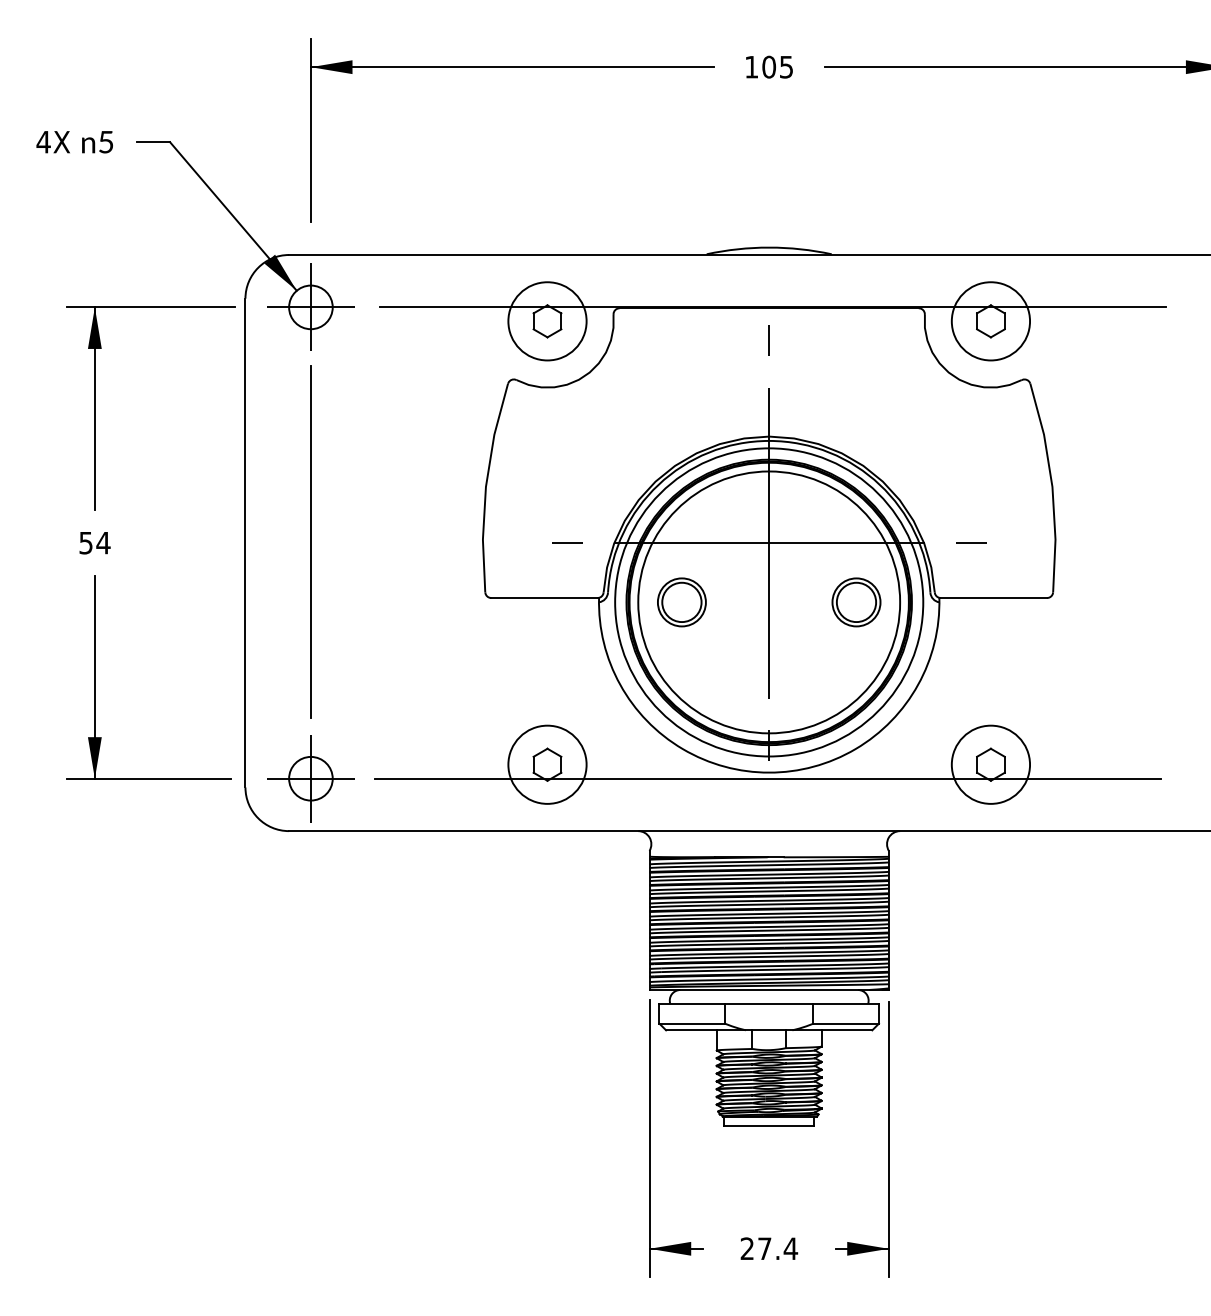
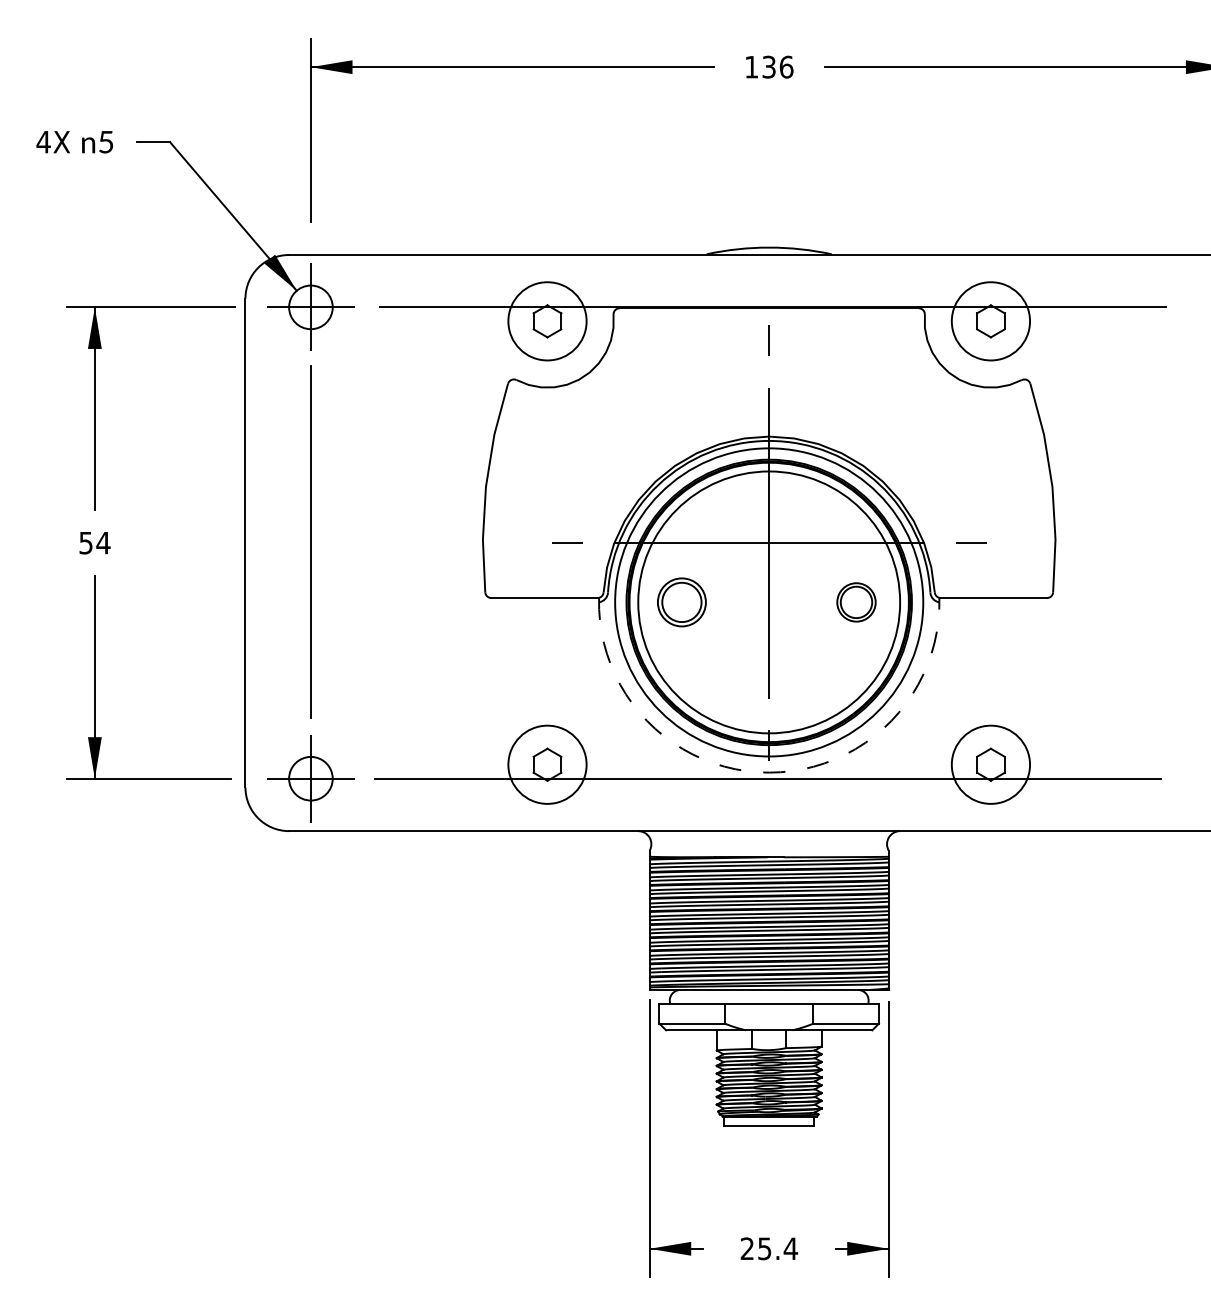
text: 105 -> 136 (777, 66)
part size: 51x51 px -> 41x41 px (856, 602)
arc: solid -> dashed (769, 772)
text: 27.4 -> 25.4 (764, 1248)
